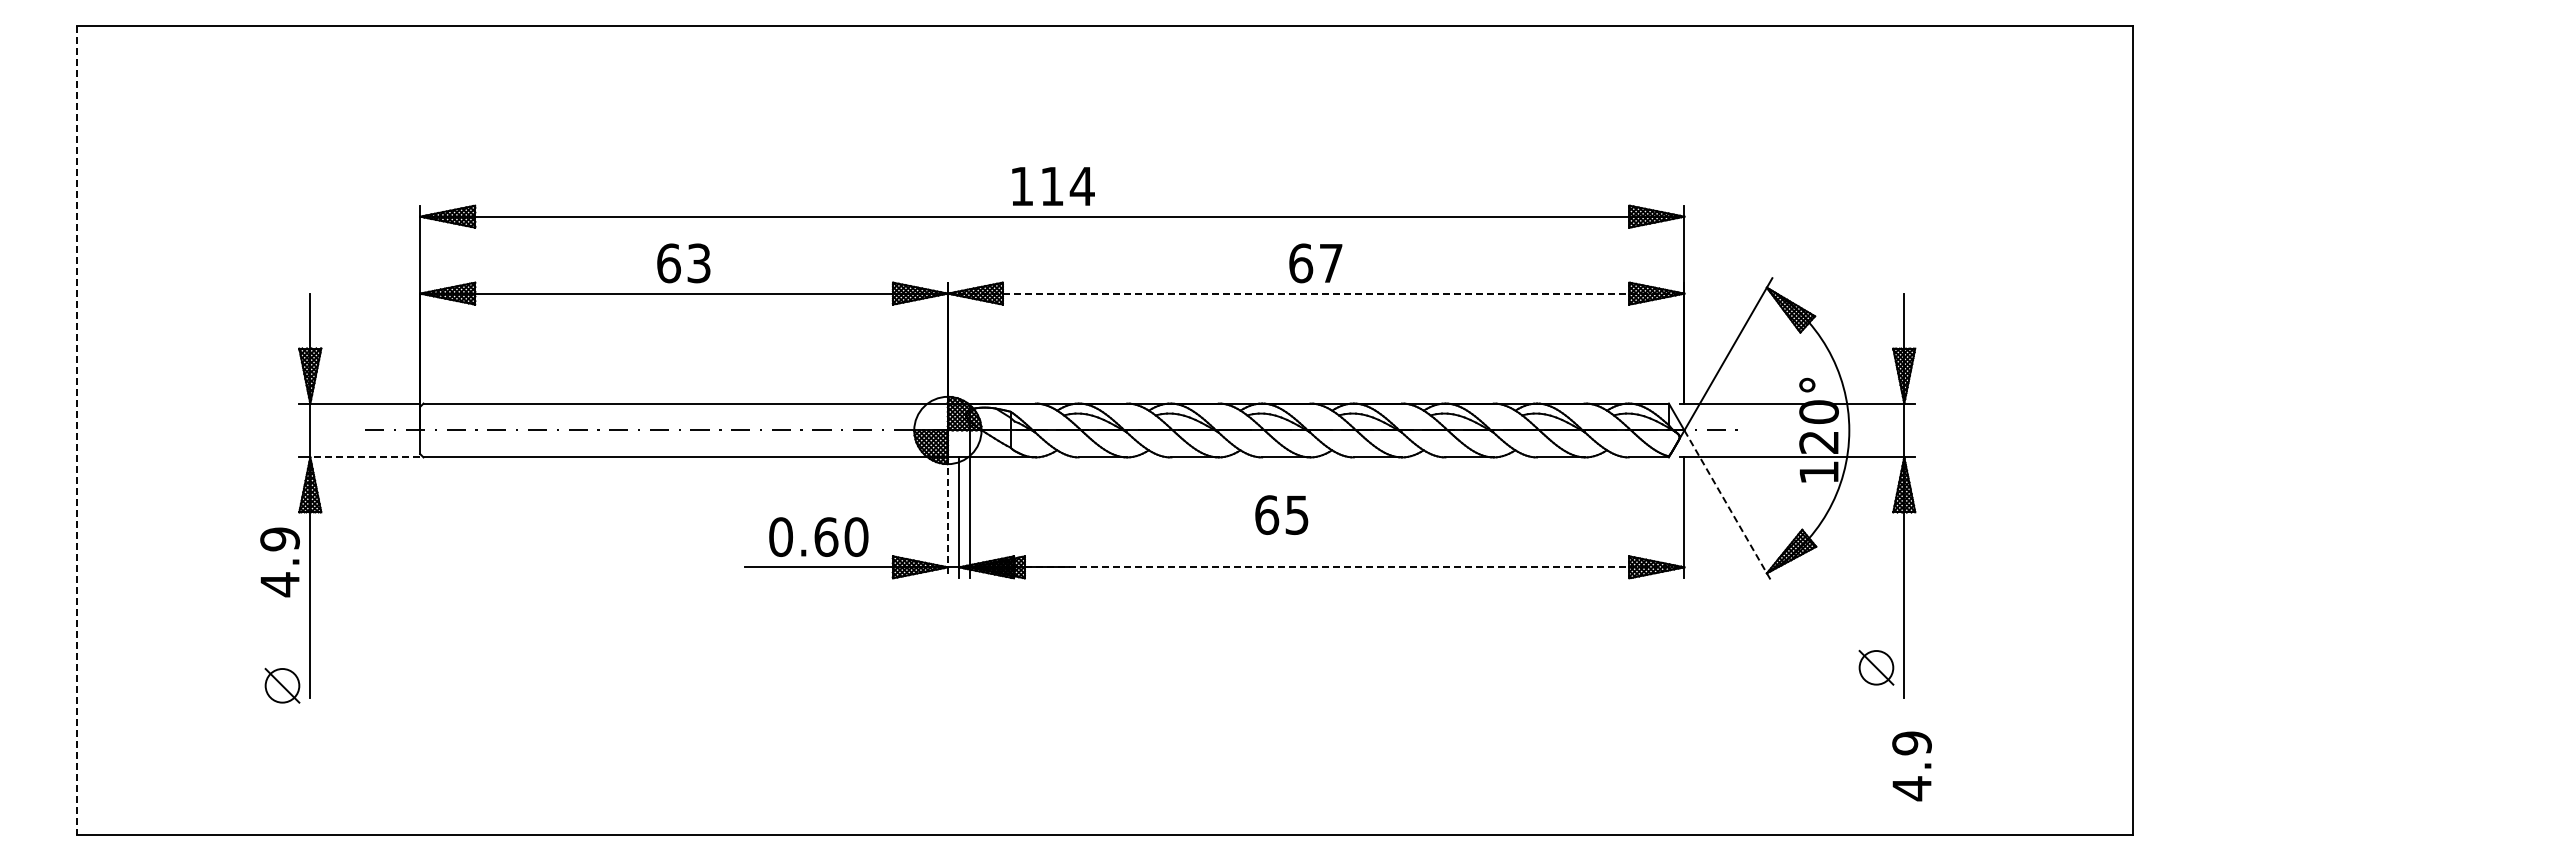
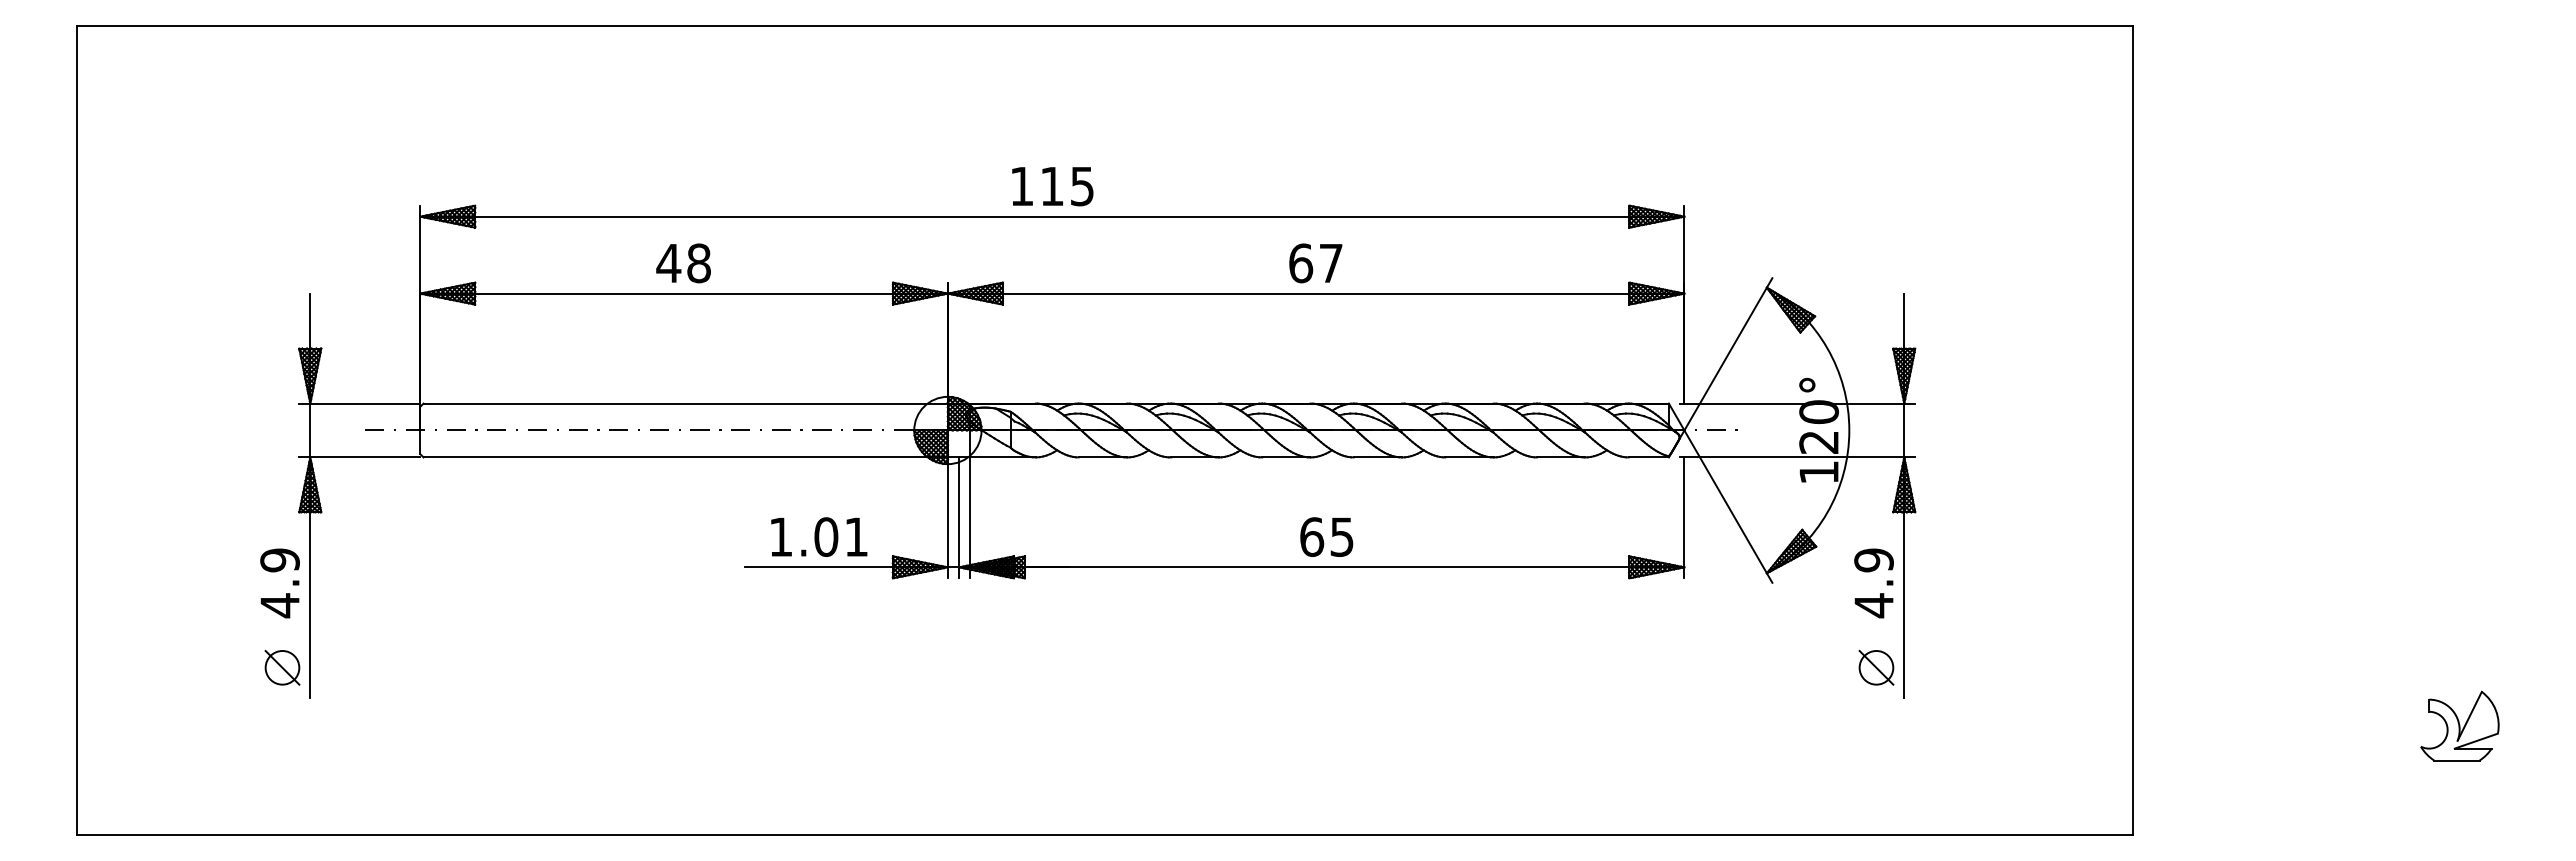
text: 114 -> 115 (1081, 186)
text: 63 -> 48 (683, 263)
line: dashed -> solid (1316, 293)
line: dashed -> solid (77, 430)
line: dashed -> solid (365, 457)
line: dashed -> solid (1728, 506)
text position: (1281, 514) -> (1326, 536) (1326, 536)
line: dashed -> solid (947, 518)
text: 0.60 -> 1.01 (818, 536)
text position: (279, 562) -> (279, 583) (279, 583)
line: dashed -> solid (1327, 567)
part position: (282, 685) -> (282, 667) (282, 667)
part: none -> present (2459, 725)
text position: (1911, 766) -> (1873, 583) (1873, 583)
